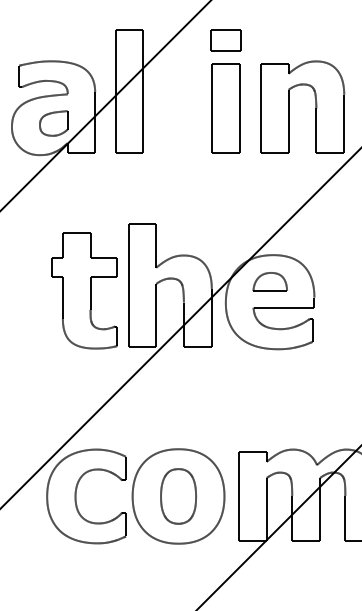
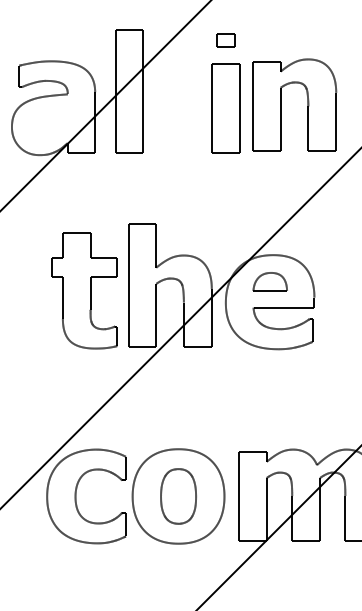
part size: 32x23 px -> 20x15 px (225, 40)
part position: (289, 106) -> (281, 104) (281, 104)
part: present -> none (53, 123)
